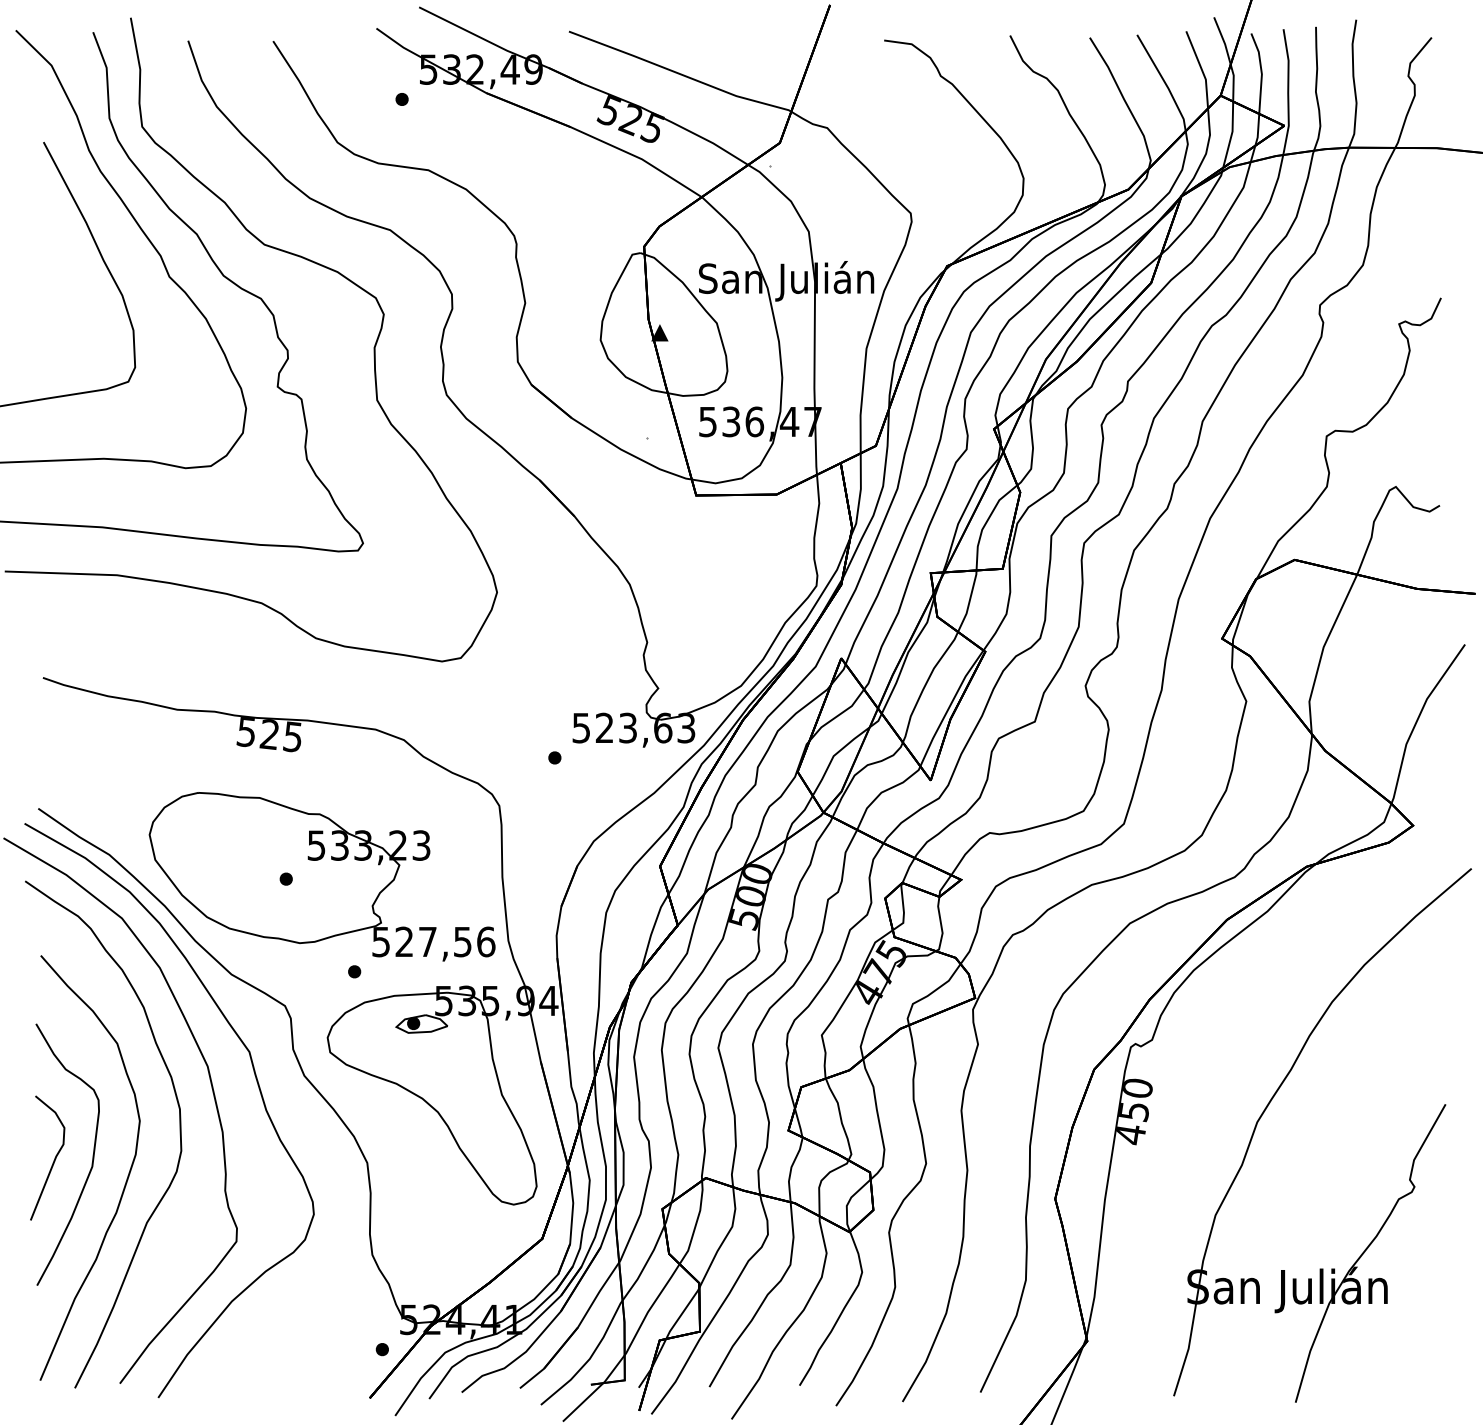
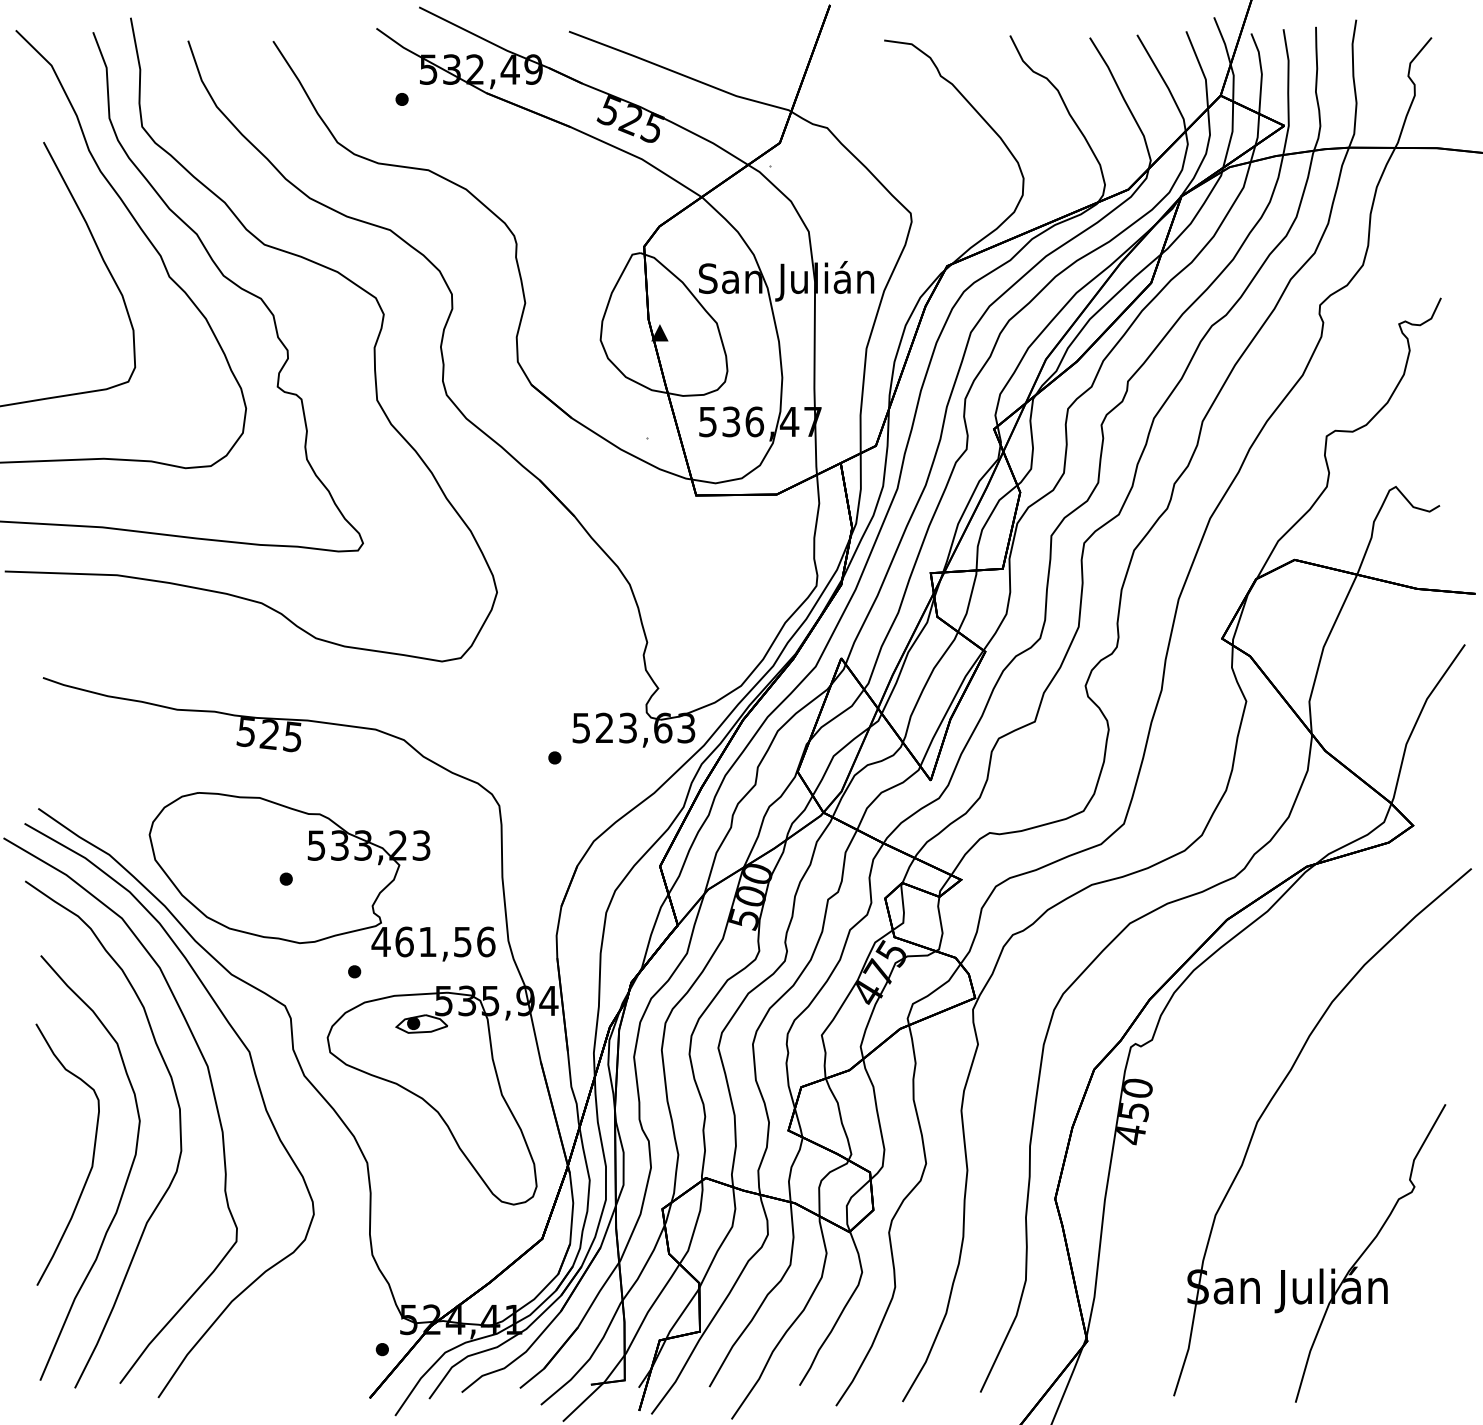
text: 527,56 -> 461,56 (403, 941)
curve: present -> none (53, 1160)
